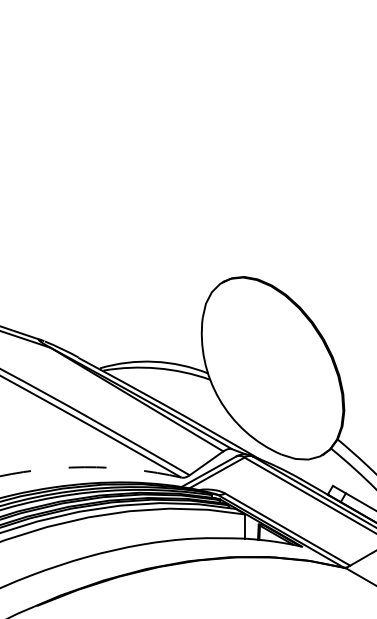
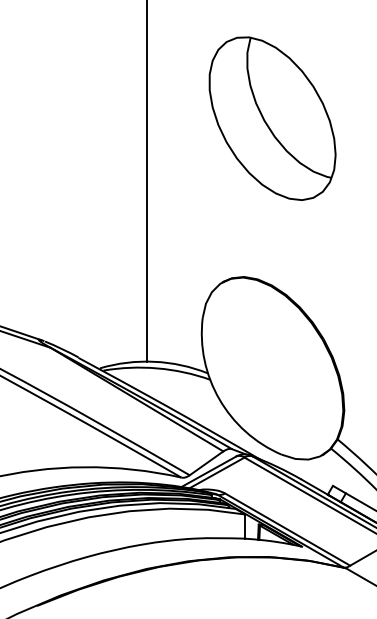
part: none -> present (272, 118)
line: none -> present (147, 181)
arc: dashed -> solid (90, 467)
